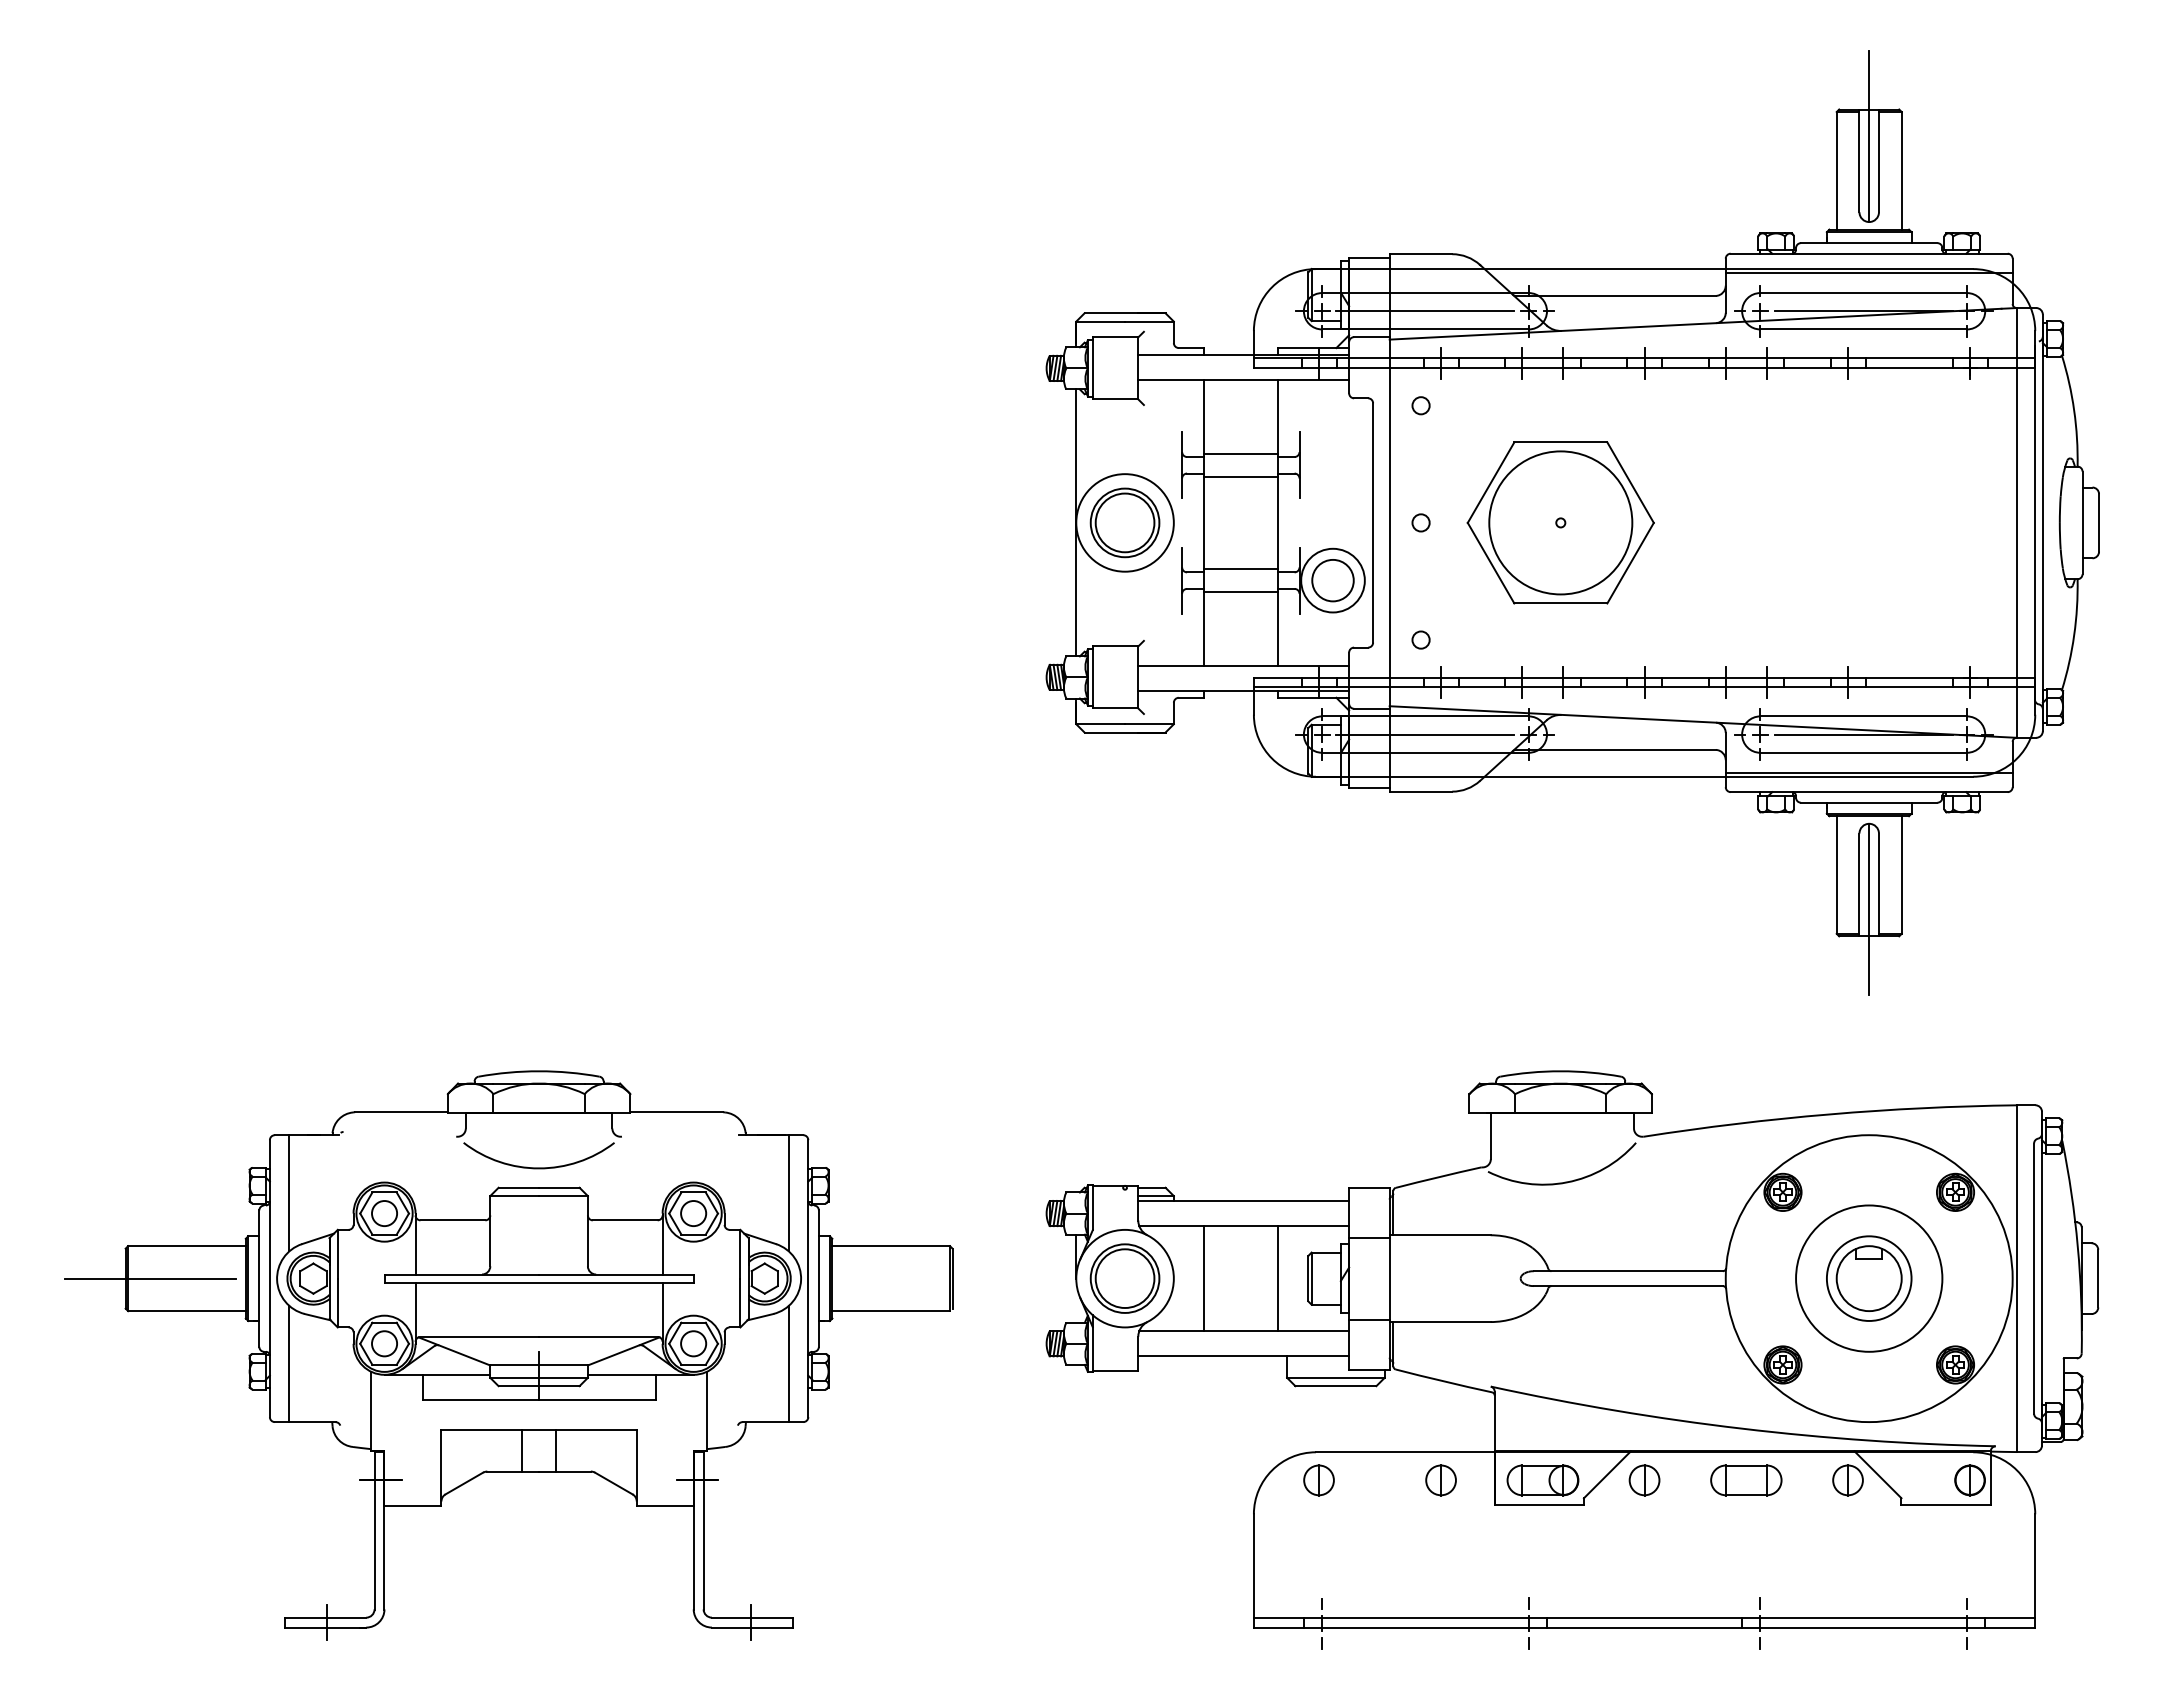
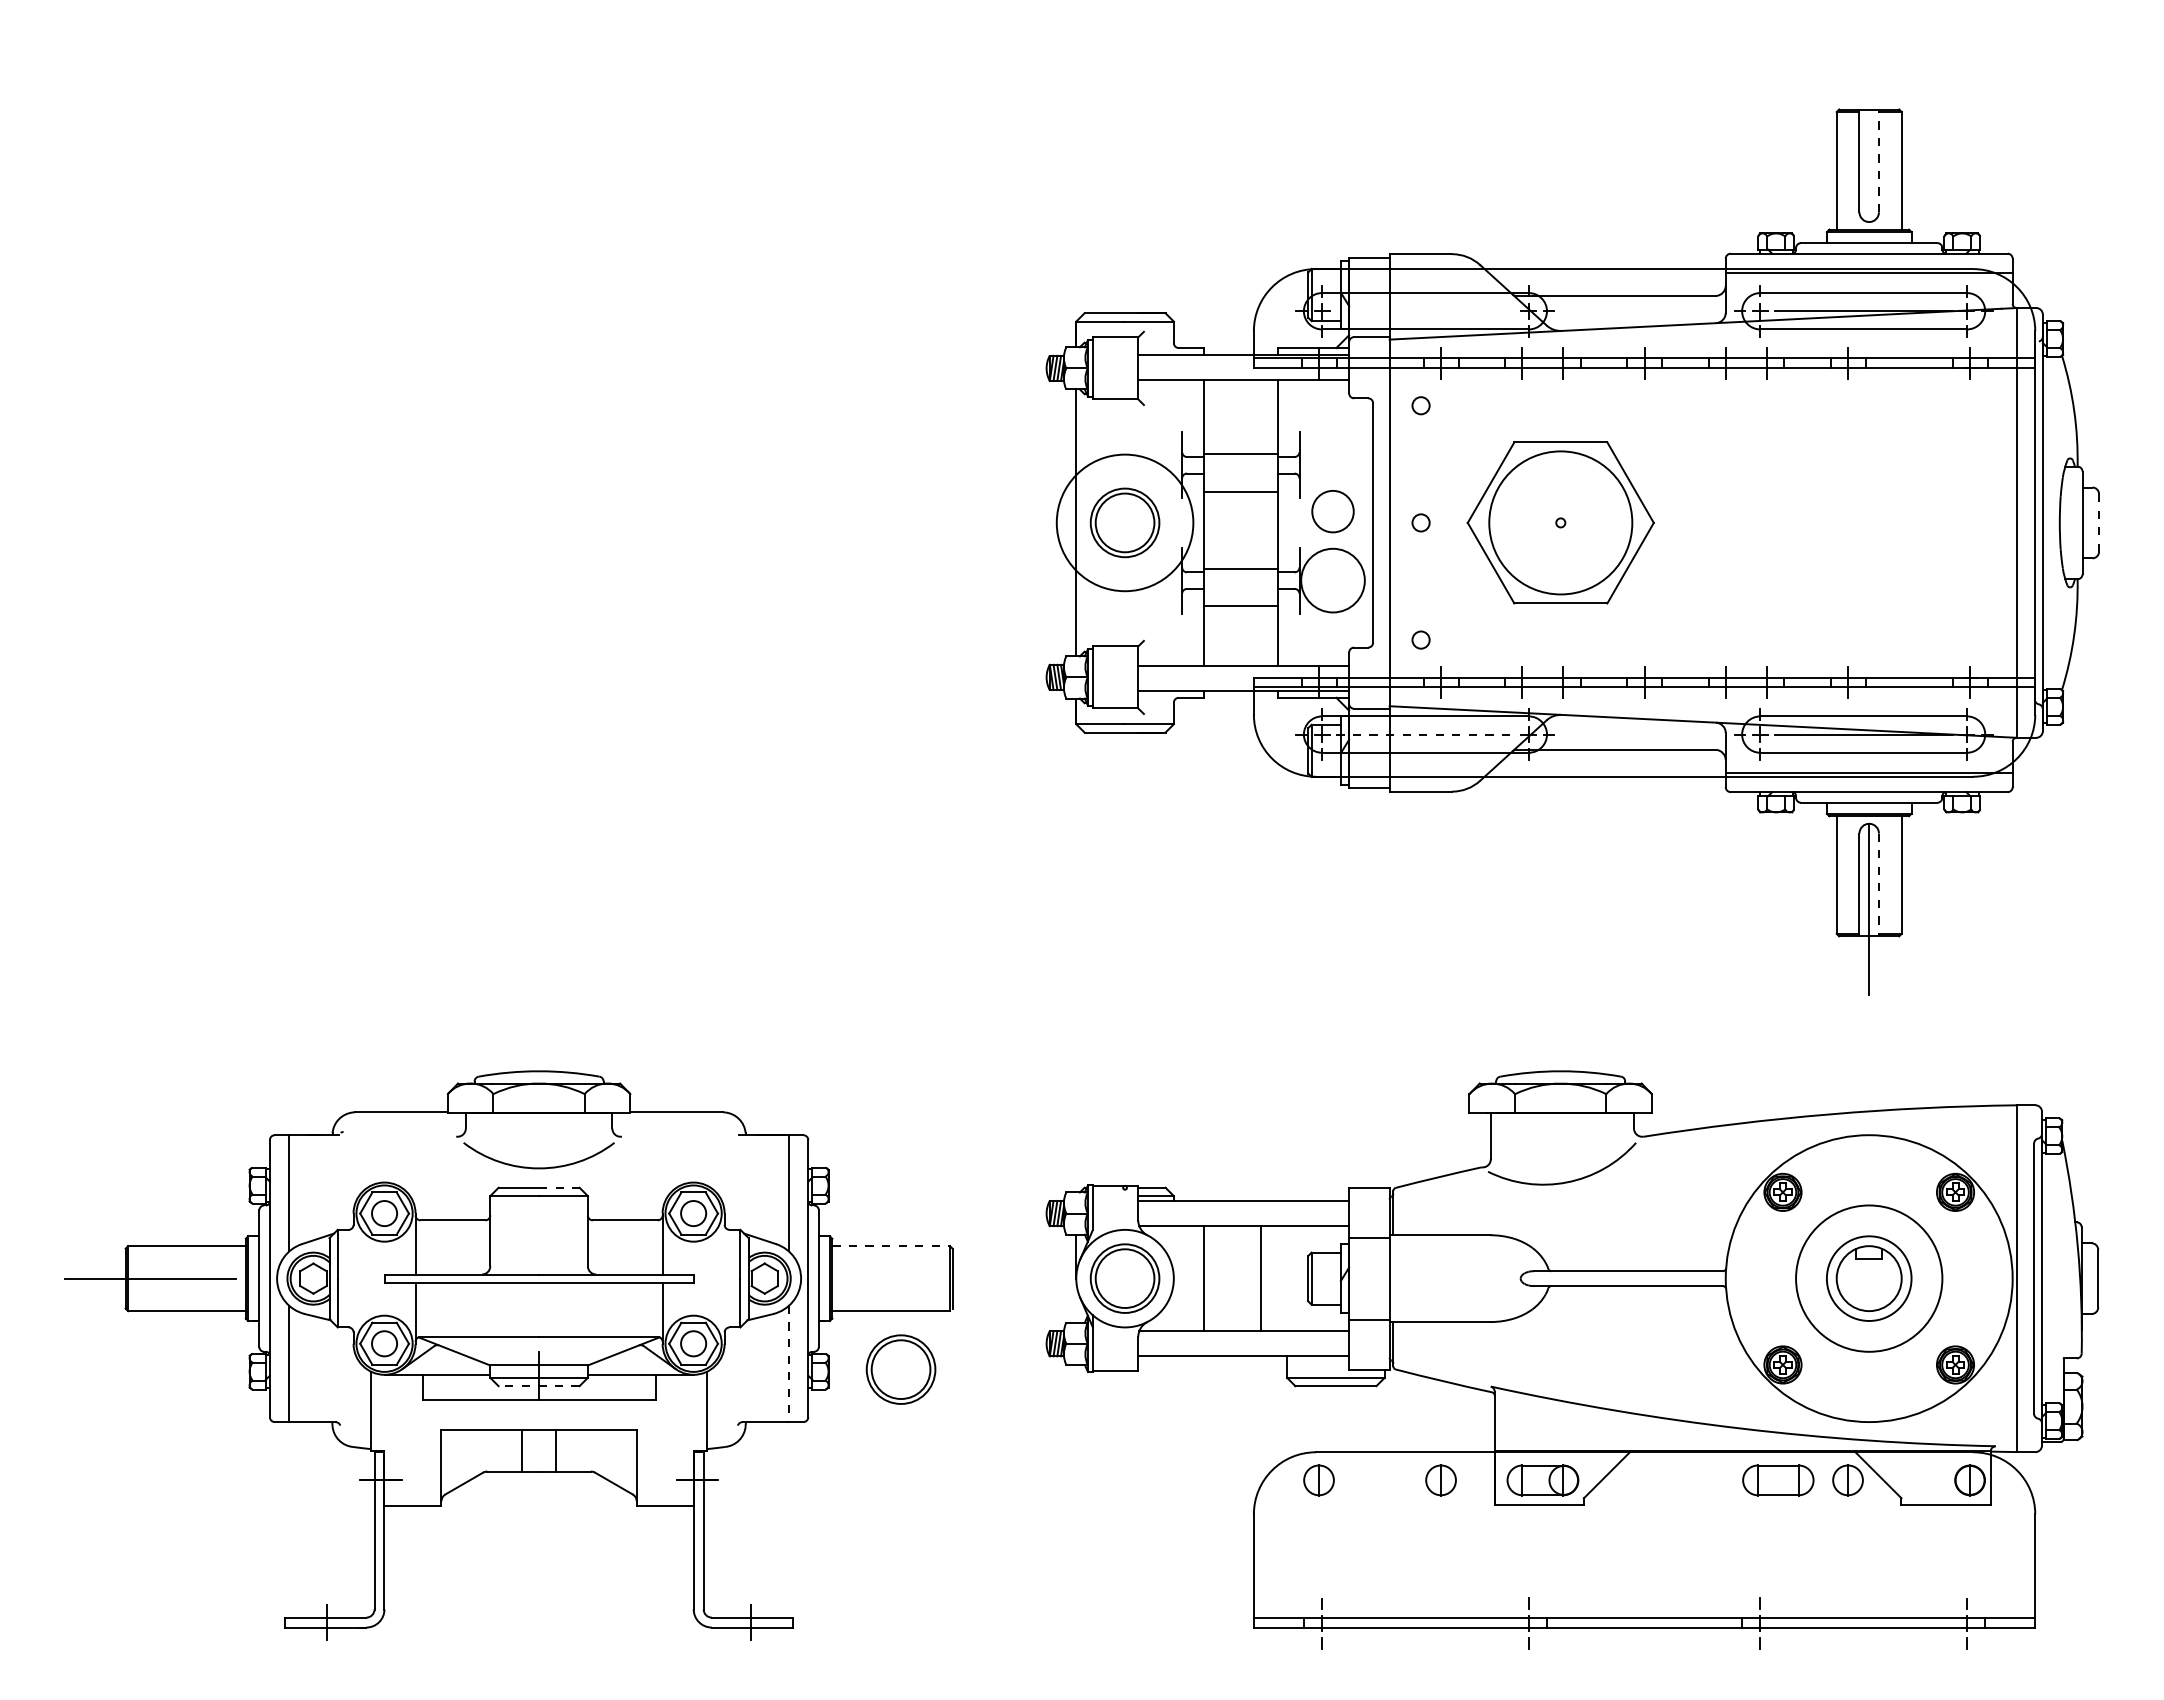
line: present -> none (1869, 135)
line: solid -> dashed (1878, 160)
line: present -> none (1424, 311)
line position: (1240, 476) -> (1240, 491) (1240, 491)
circle diameter: 98 px -> 137 px (1124, 522)
line: solid -> dashed (2099, 522)
circle position: (1332, 580) -> (1332, 511) (1332, 511)
line position: (1240, 591) -> (1240, 605) (1240, 605)
line: solid -> dashed (1425, 734)
line: solid -> dashed (1878, 885)
line: solid -> dashed (559, 1187)
line: solid -> dashed (891, 1246)
line position: (1278, 1278) -> (1261, 1278) (1261, 1278)
line: solid -> dashed (788, 1364)
part: none -> present (900, 1369)
line: solid -> dashed (539, 1386)
part: present -> none (1644, 1480)
part position: (1746, 1480) -> (1778, 1480) (1778, 1480)
